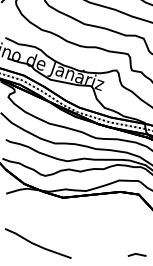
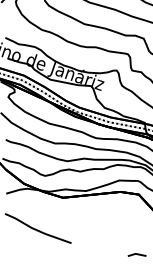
line position: (37, 244) -> (37, 229) (37, 229)
